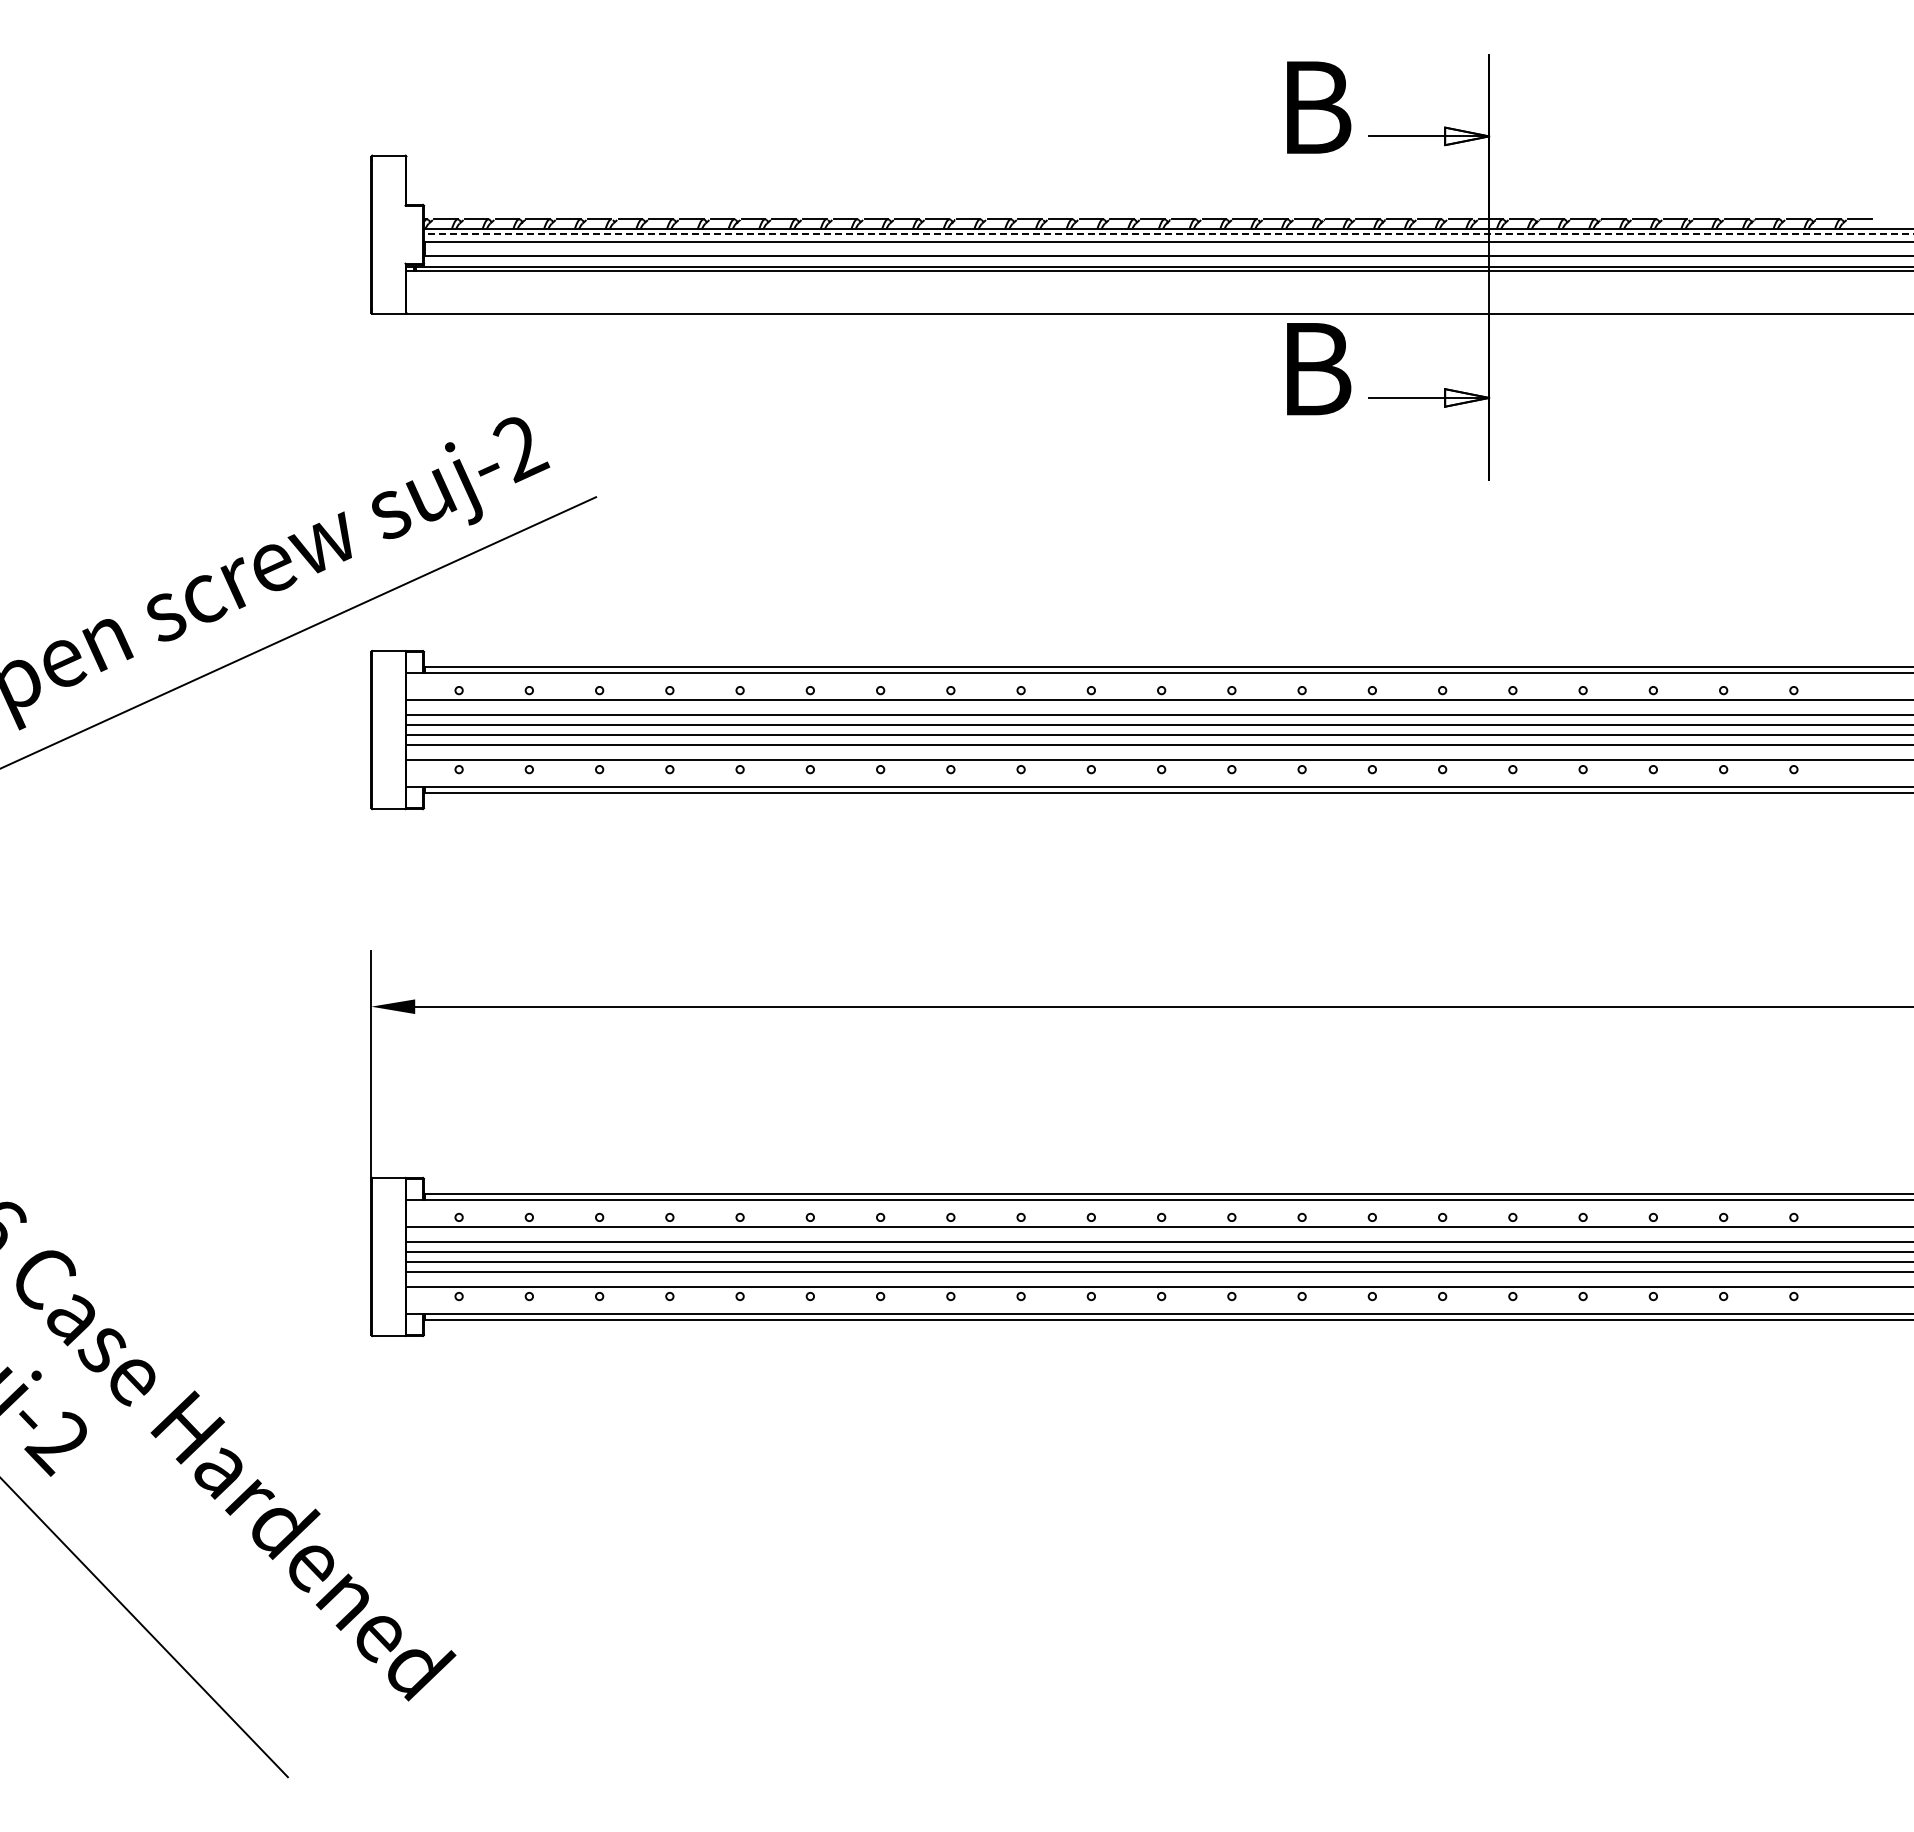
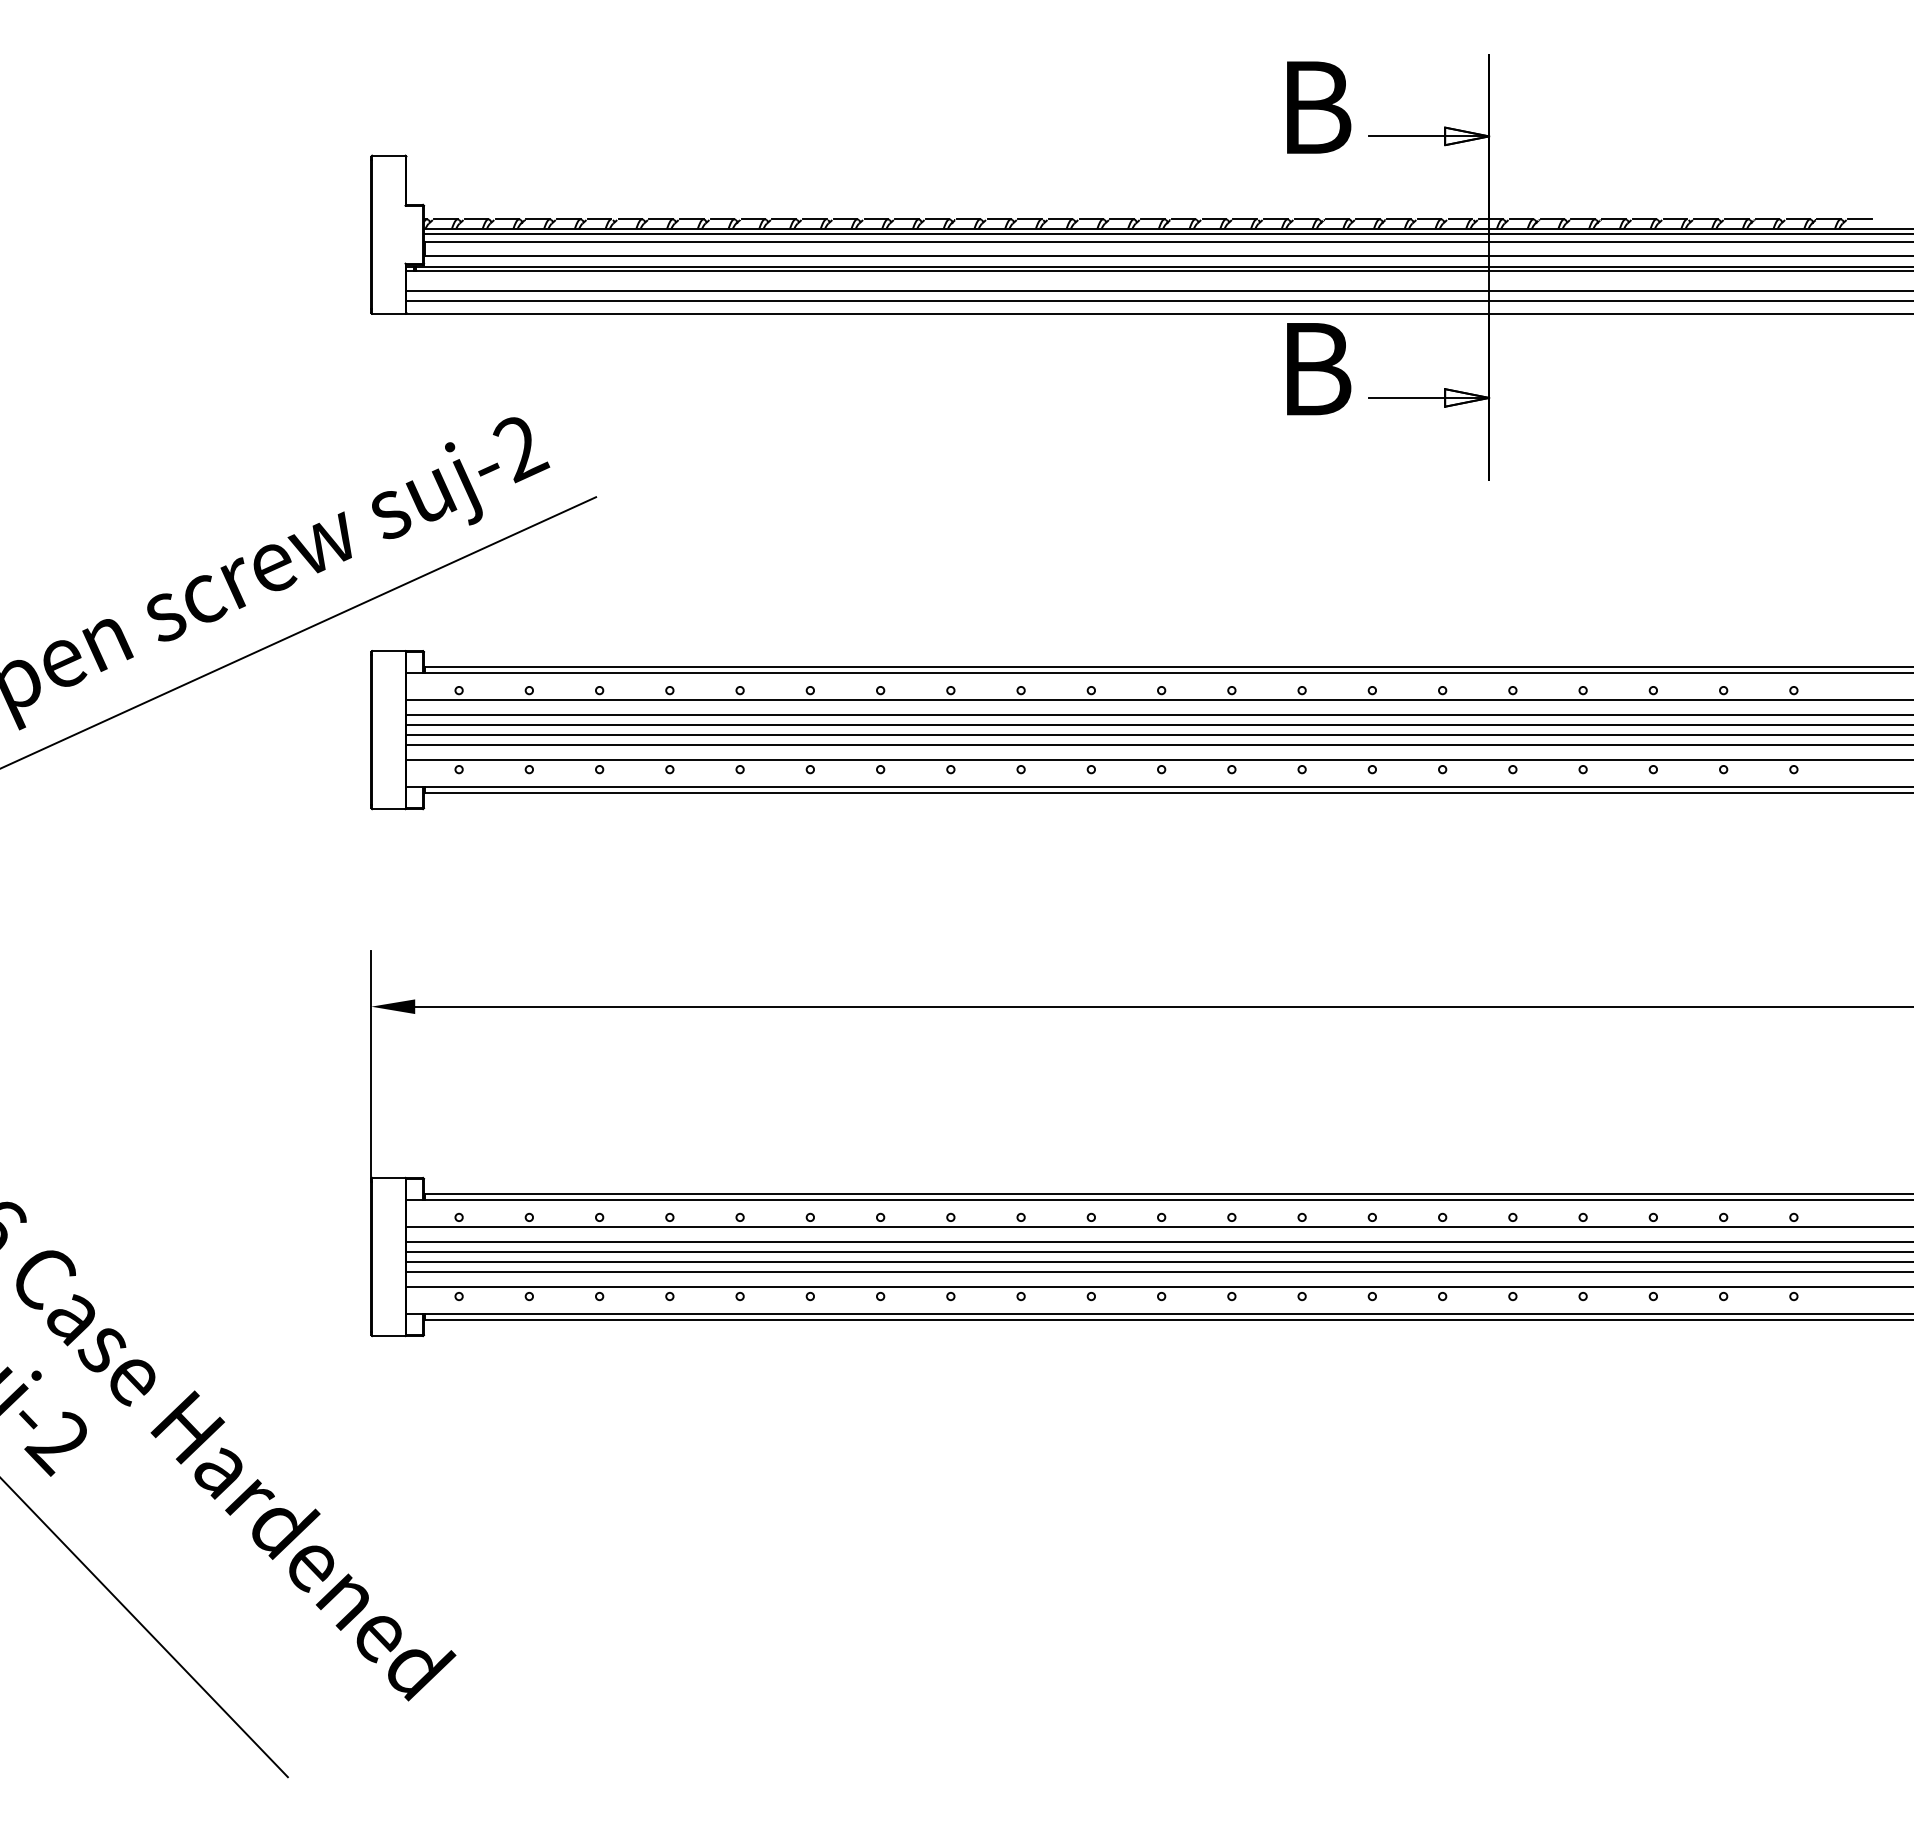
line: dashed -> solid (1168, 234)
line: none -> present (1158, 291)
line: none -> present (1158, 301)
